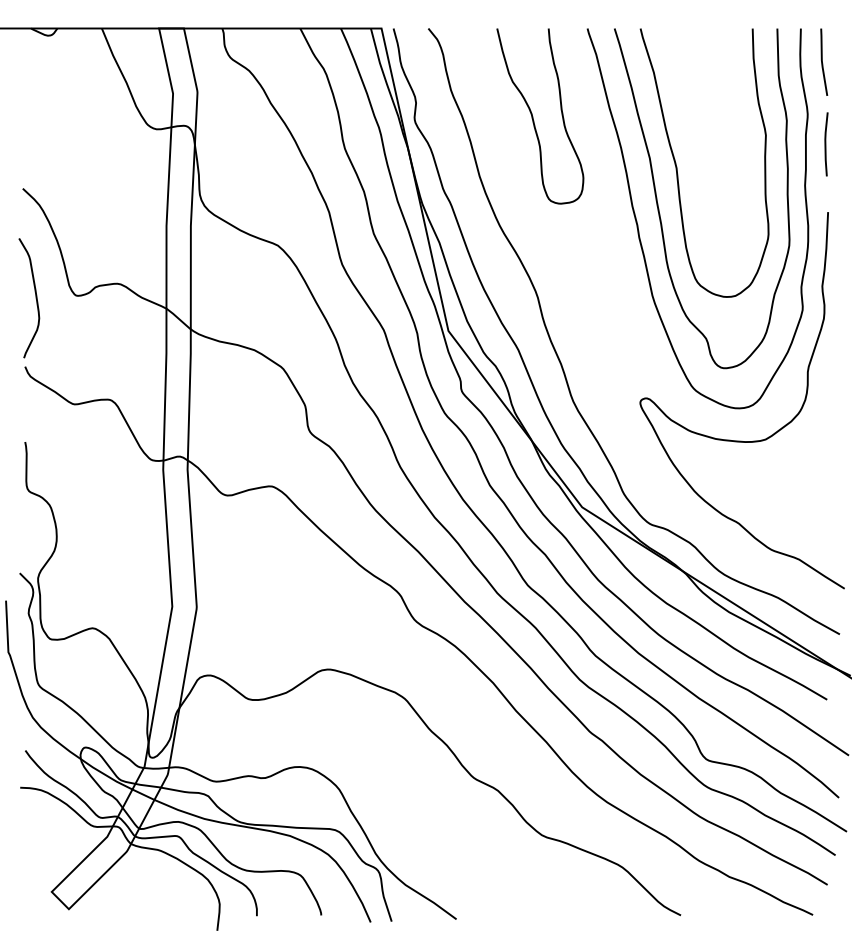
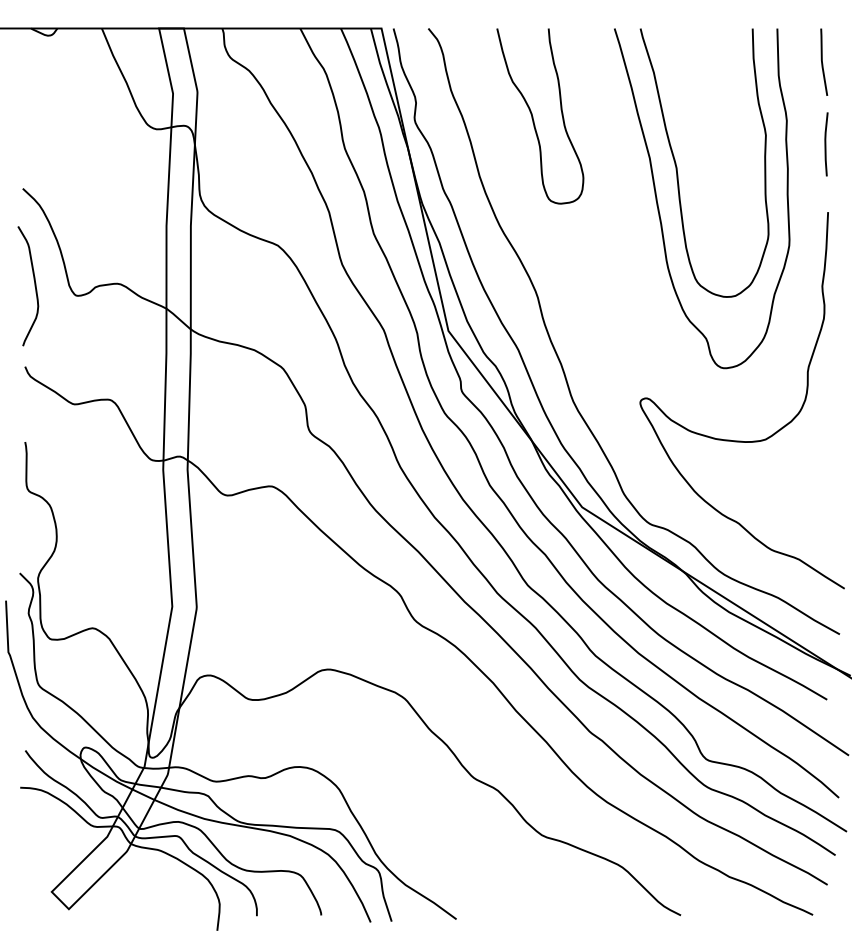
curve: present -> none (639, 230)
curve position: (35, 298) -> (34, 286) (34, 286)
